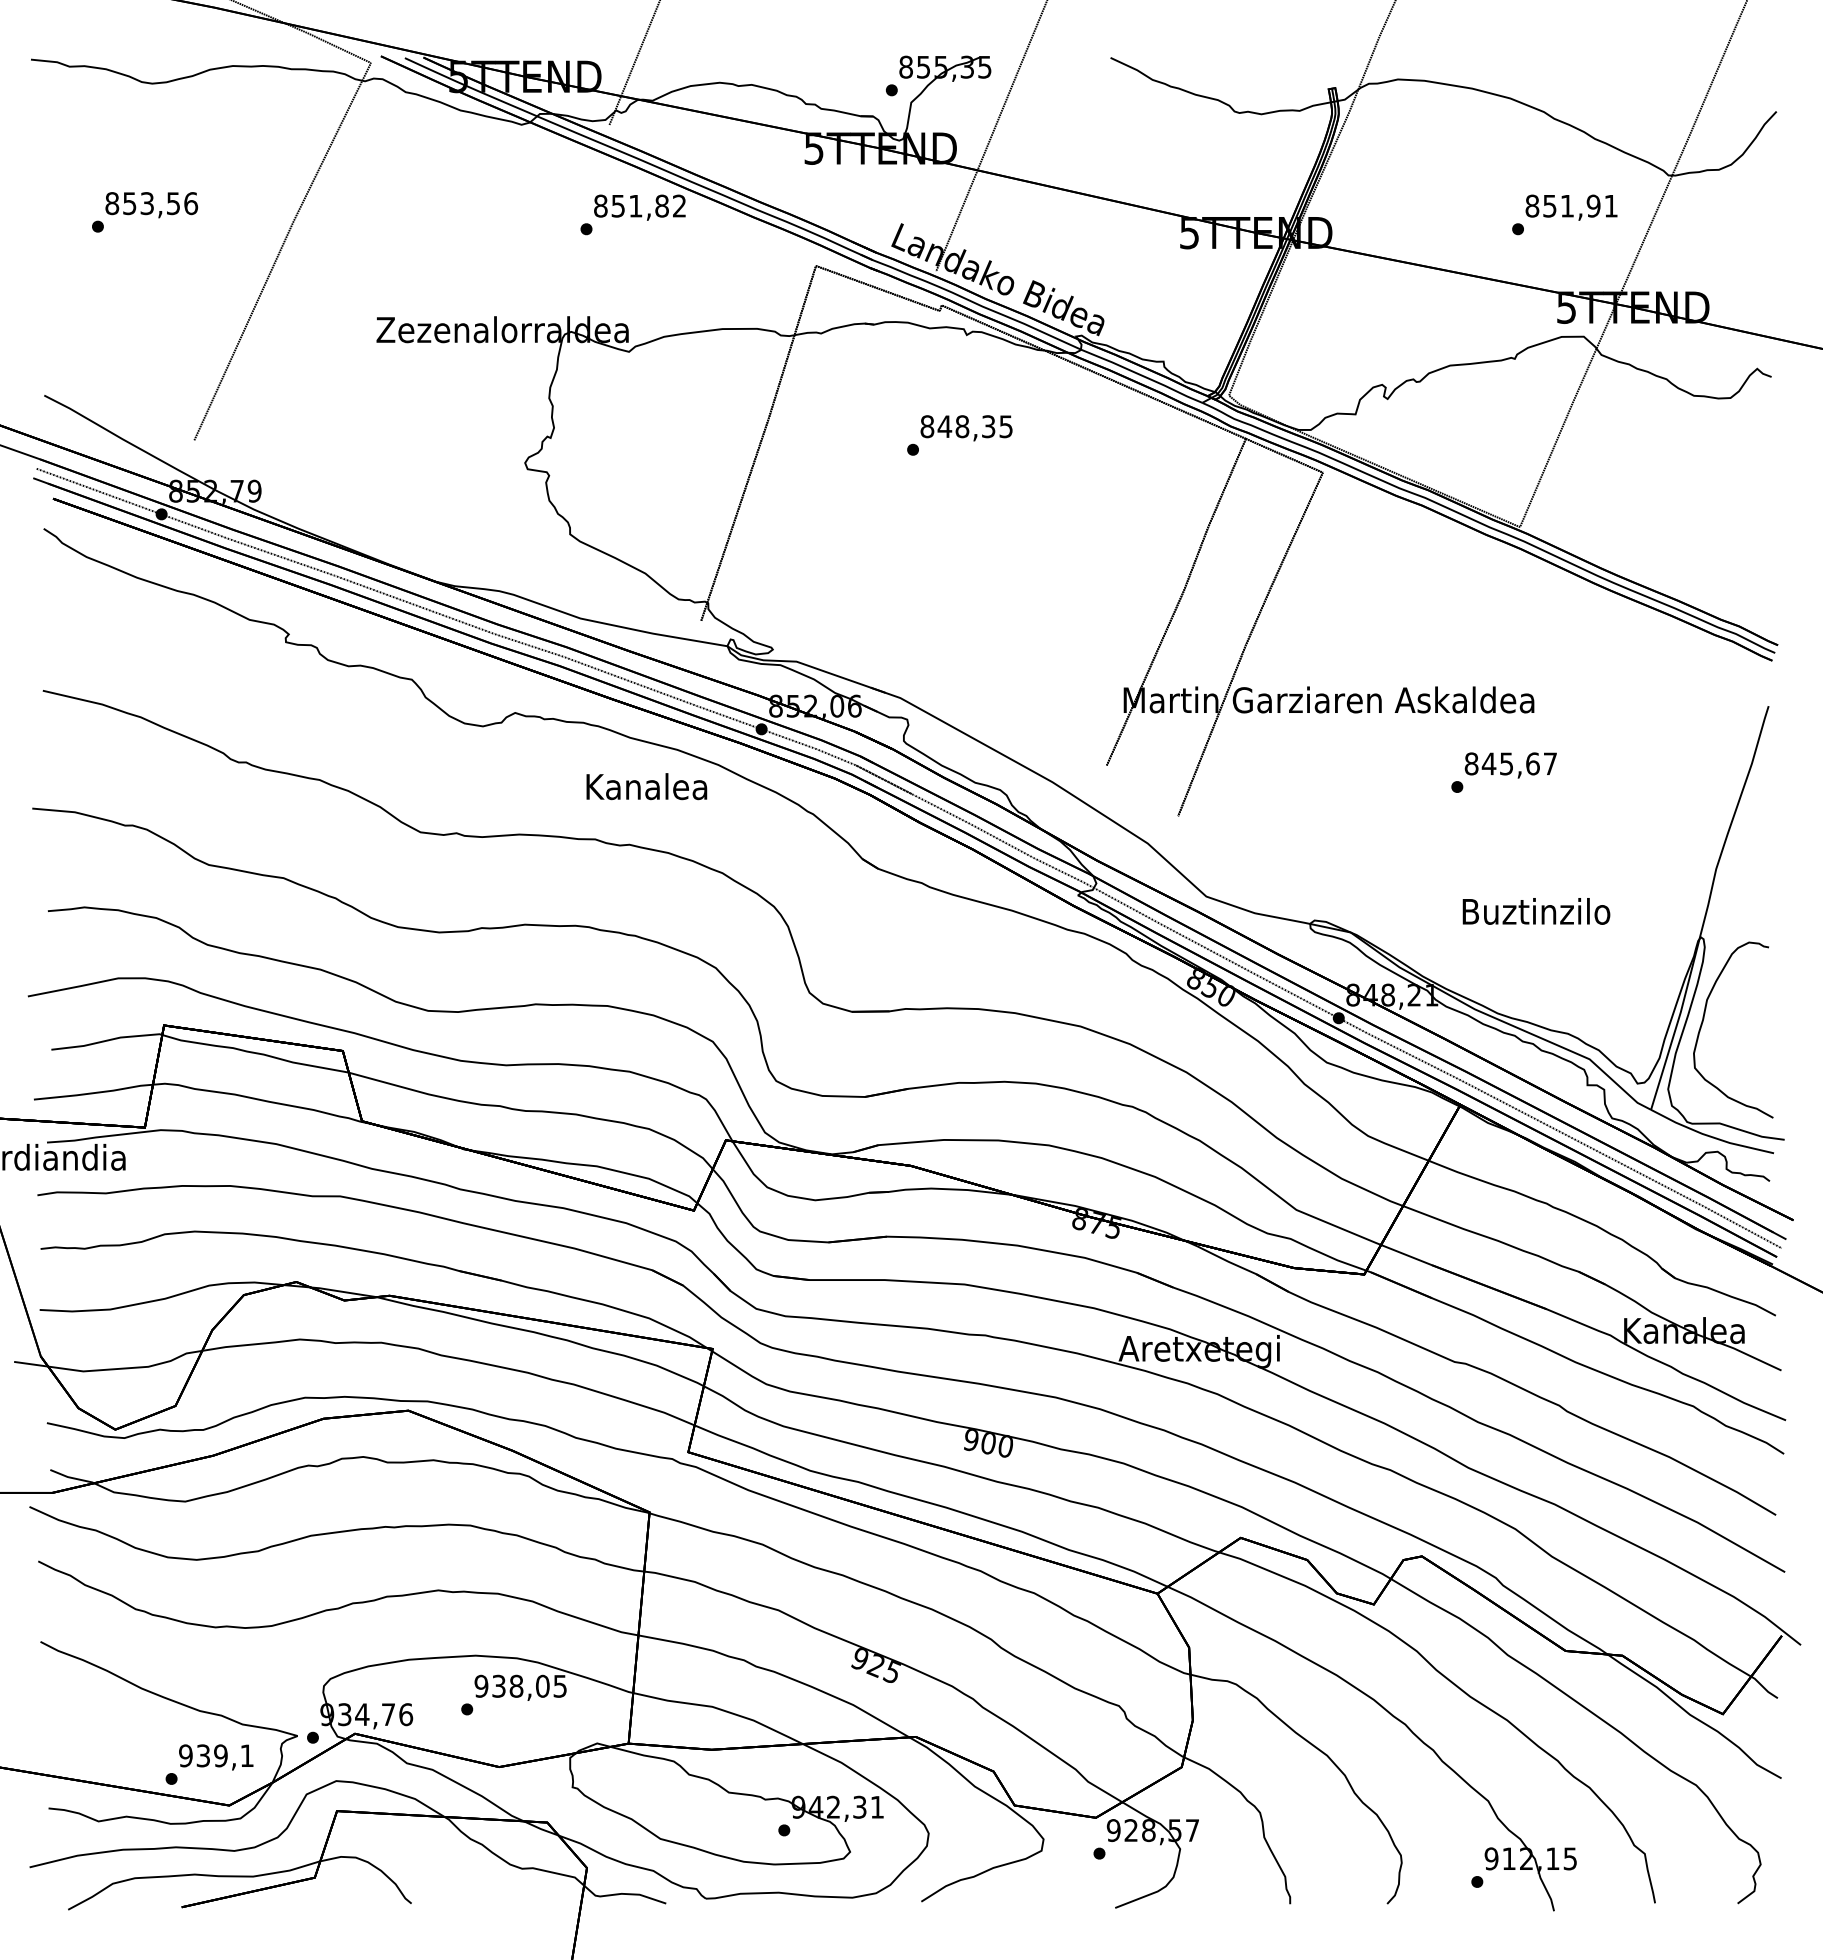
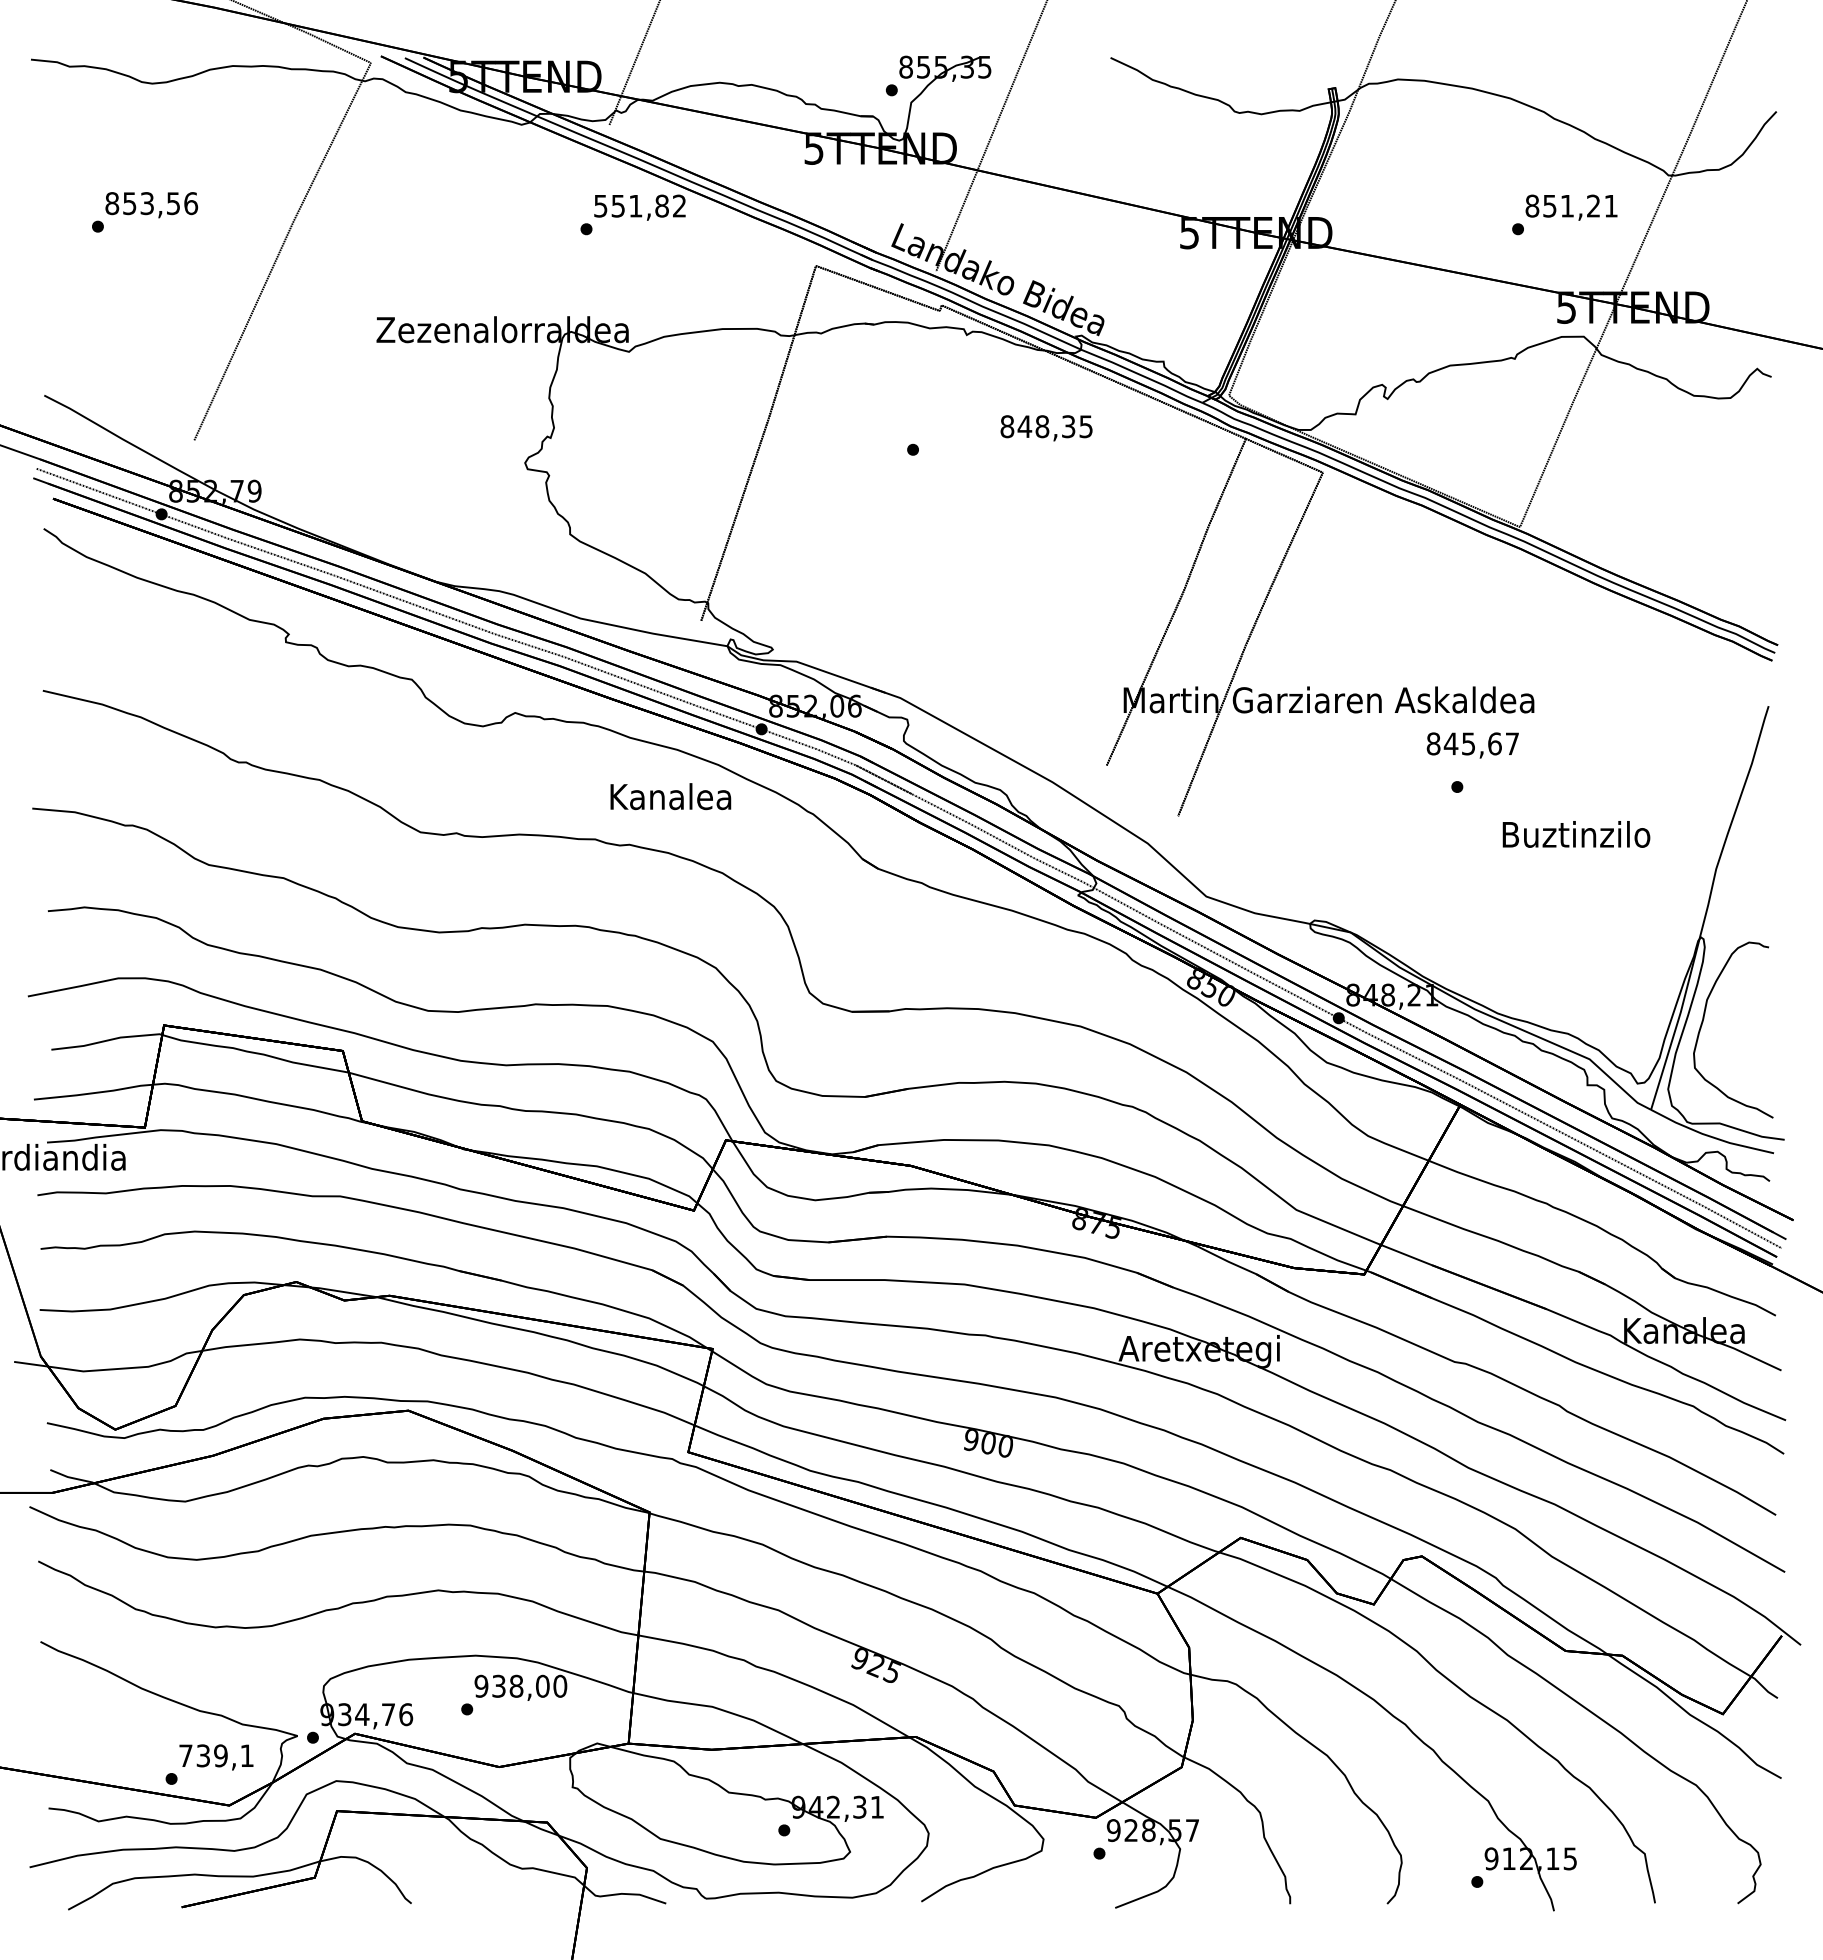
text: 851,82 -> 551,82 (600, 205)
text: 851,91 -> 851,21 (1593, 205)
text position: (966, 428) -> (1046, 428) (1046, 428)
text position: (1510, 765) -> (1472, 745) (1472, 745)
text position: (646, 786) -> (670, 796) (670, 796)
text position: (1536, 911) -> (1576, 834) (1576, 834)
text: 938,05 -> 938,00 (560, 1685)
text: 939,1 -> 739,1 (185, 1755)
